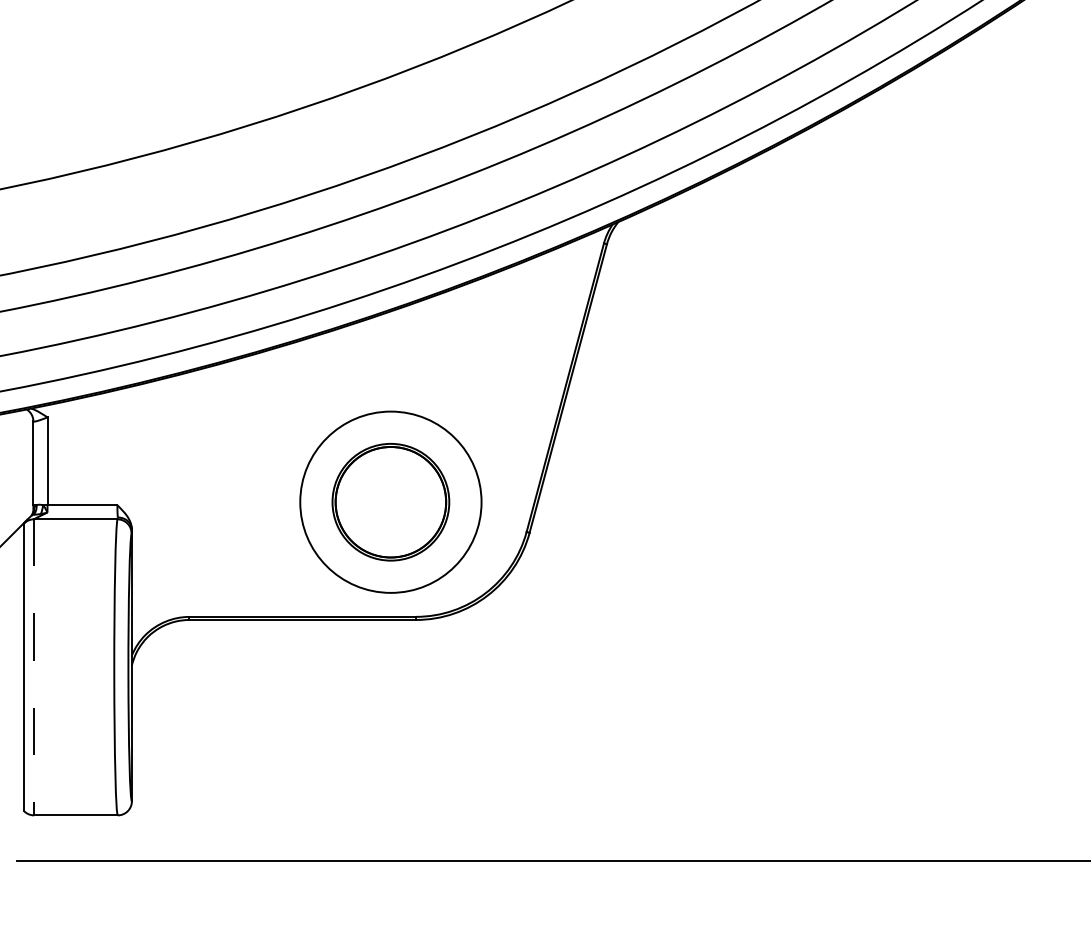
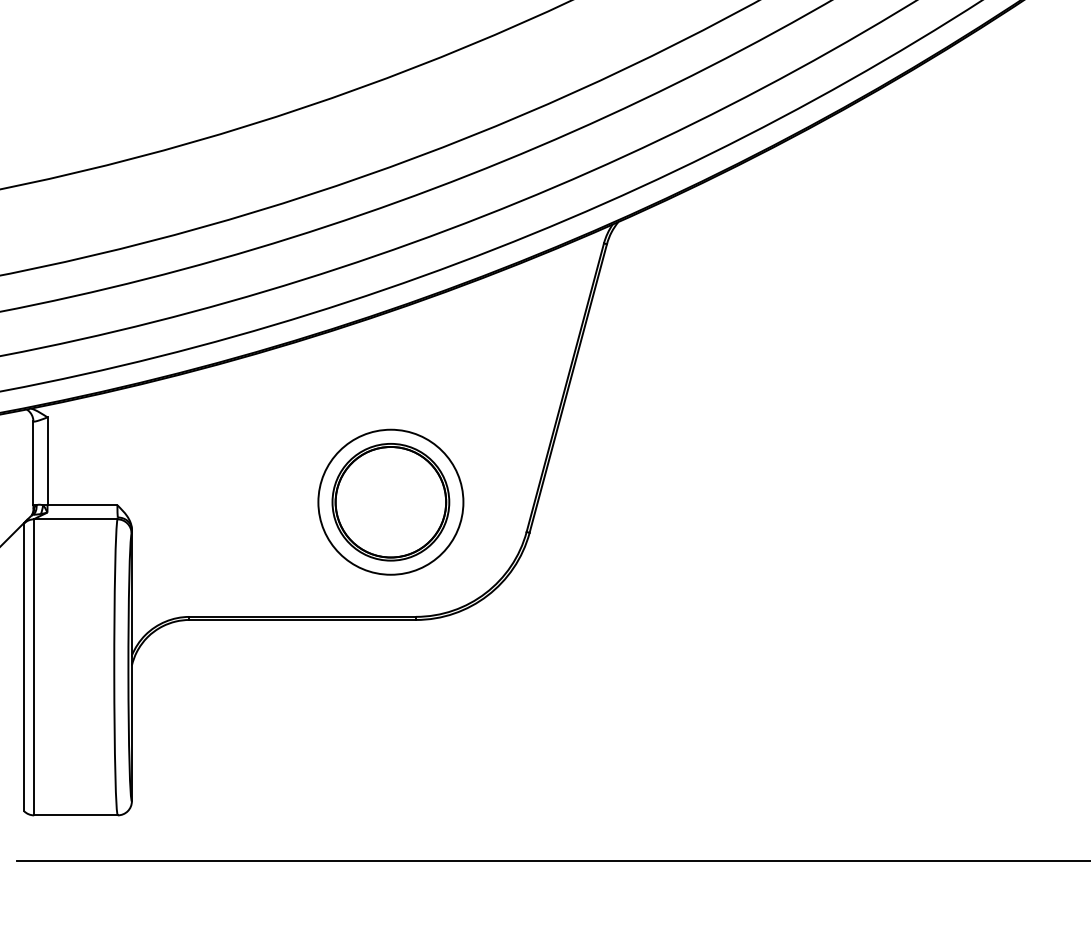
circle diameter: 181 px -> 145 px (390, 501)
line: dashed -> solid (34, 667)
